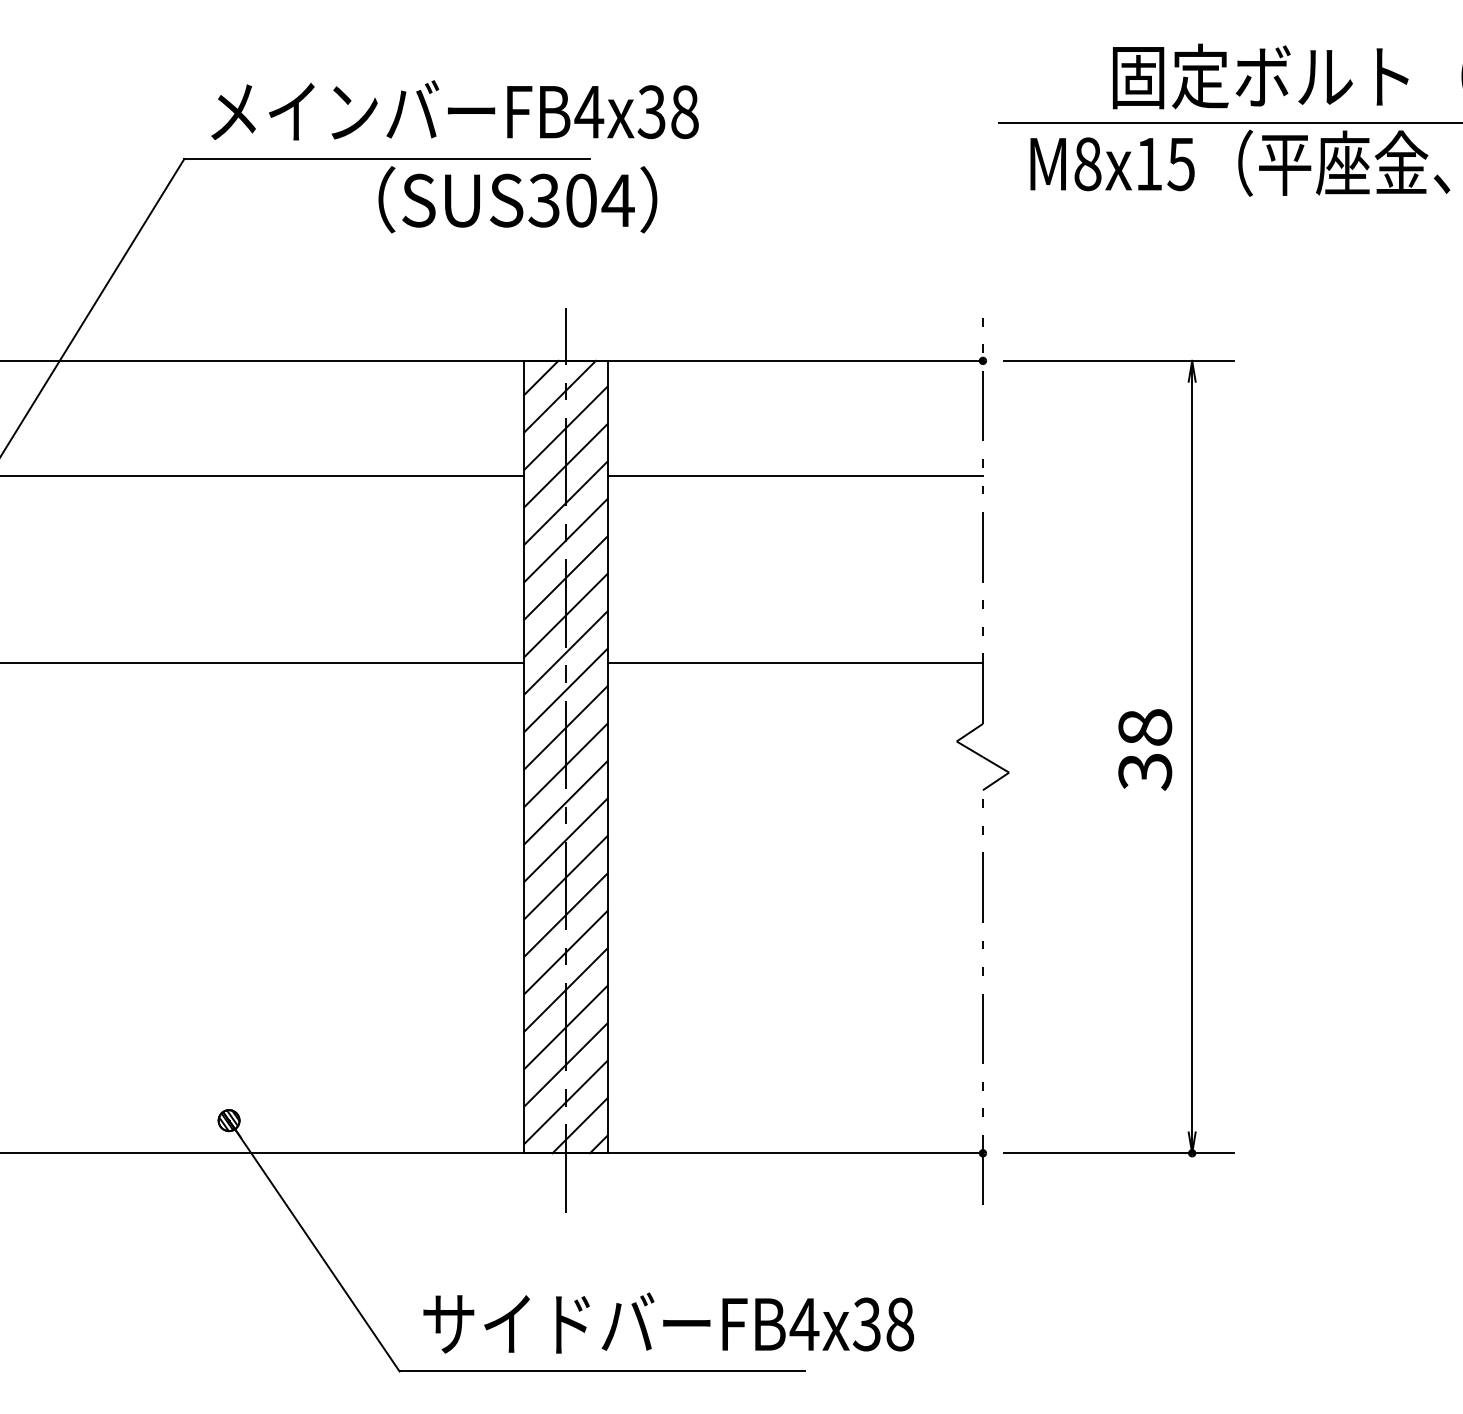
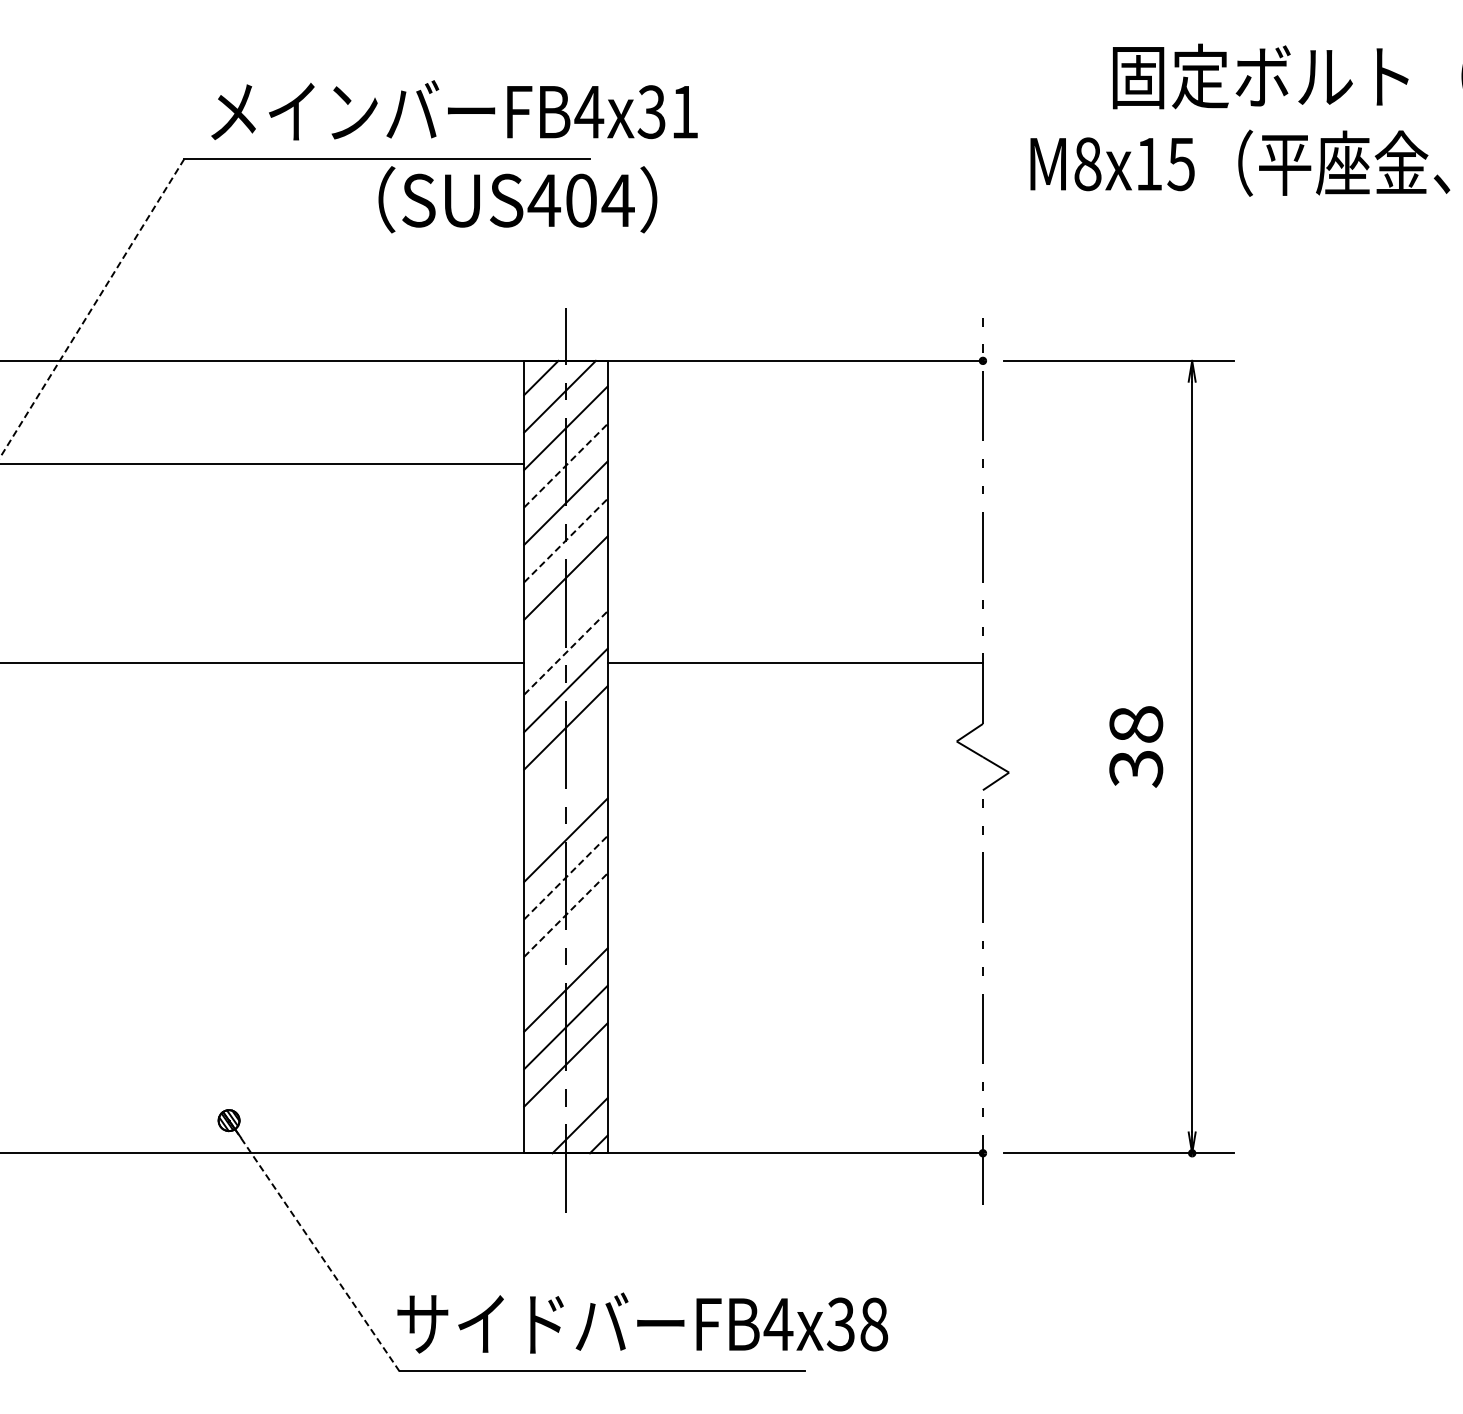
text: FB4x38 -> FB4x31 (684, 112)
line: present -> none (1228, 123)
text: SUS304 -> SUS404 (544, 200)
line: solid -> dashed (92, 308)
line: solid -> dashed (565, 465)
line position: (263, 475) -> (263, 463) (263, 463)
line: present -> none (794, 475)
line: solid -> dashed (565, 540)
line: present -> none (565, 615)
line: solid -> dashed (565, 653)
text position: (1145, 749) -> (1136, 746) (1136, 746)
line: present -> none (565, 765)
line: present -> none (565, 802)
line: solid -> dashed (565, 877)
line: solid -> dashed (565, 915)
line: present -> none (565, 952)
line: present -> none (565, 1102)
line: solid -> dashed (315, 1247)
text position: (668, 1322) -> (642, 1322) (642, 1322)
